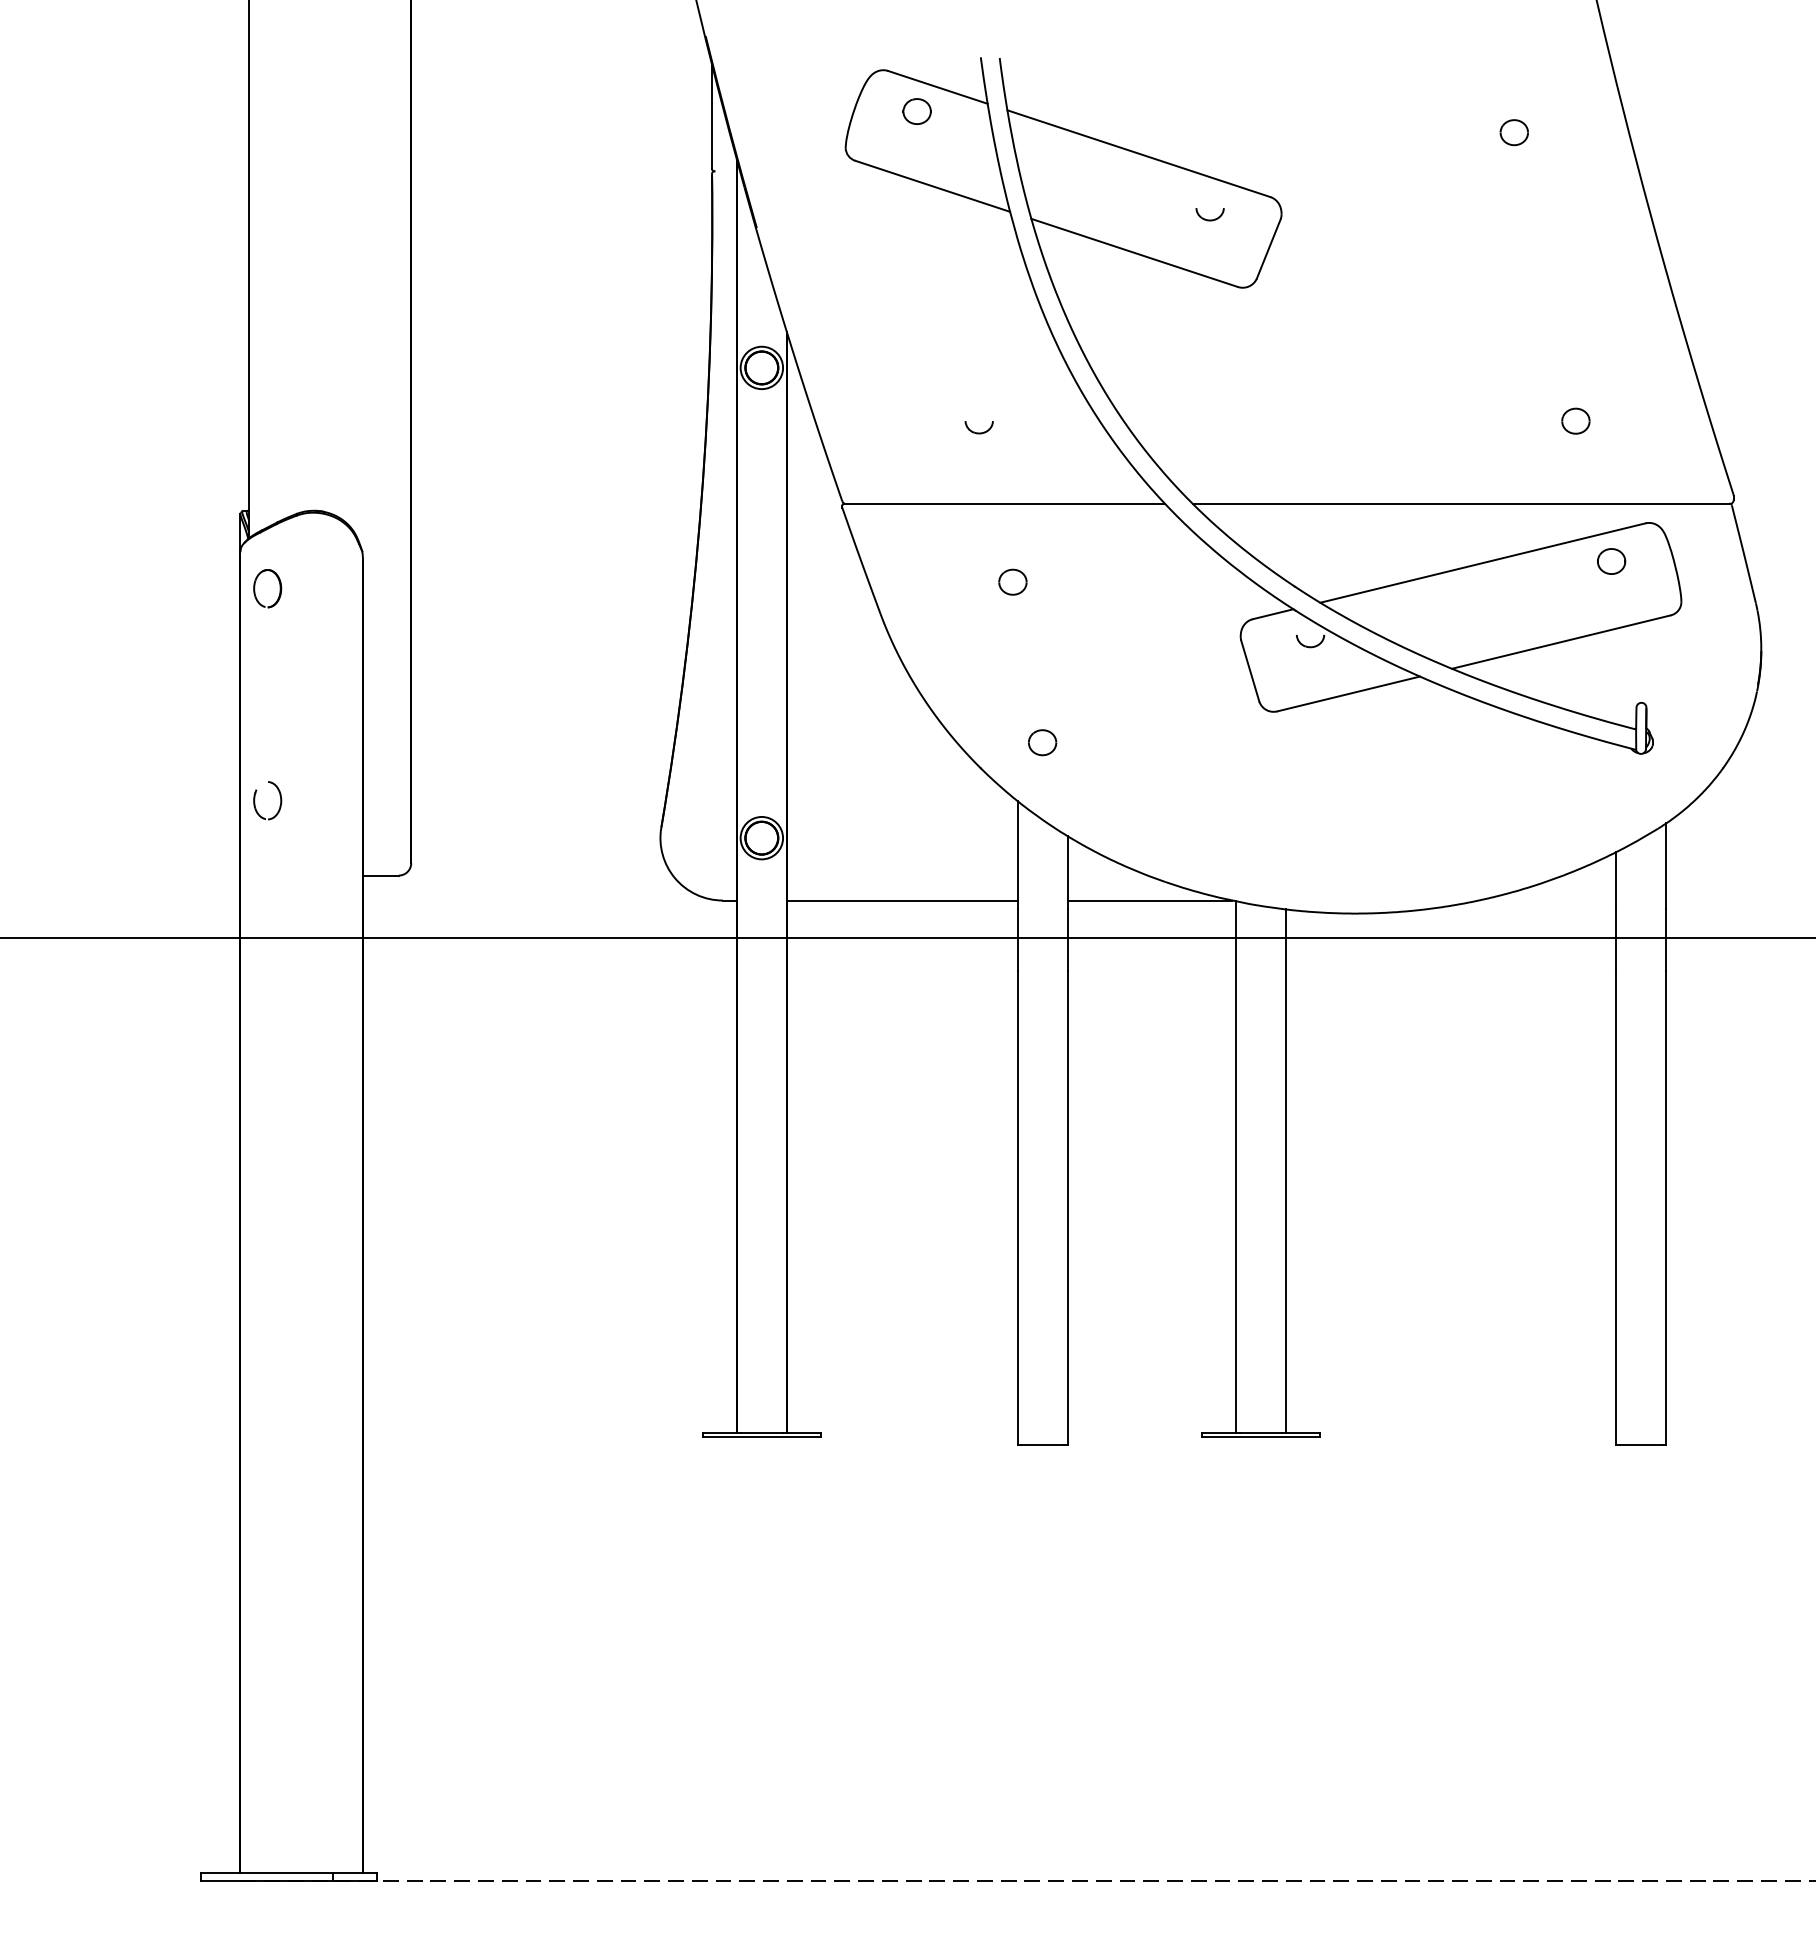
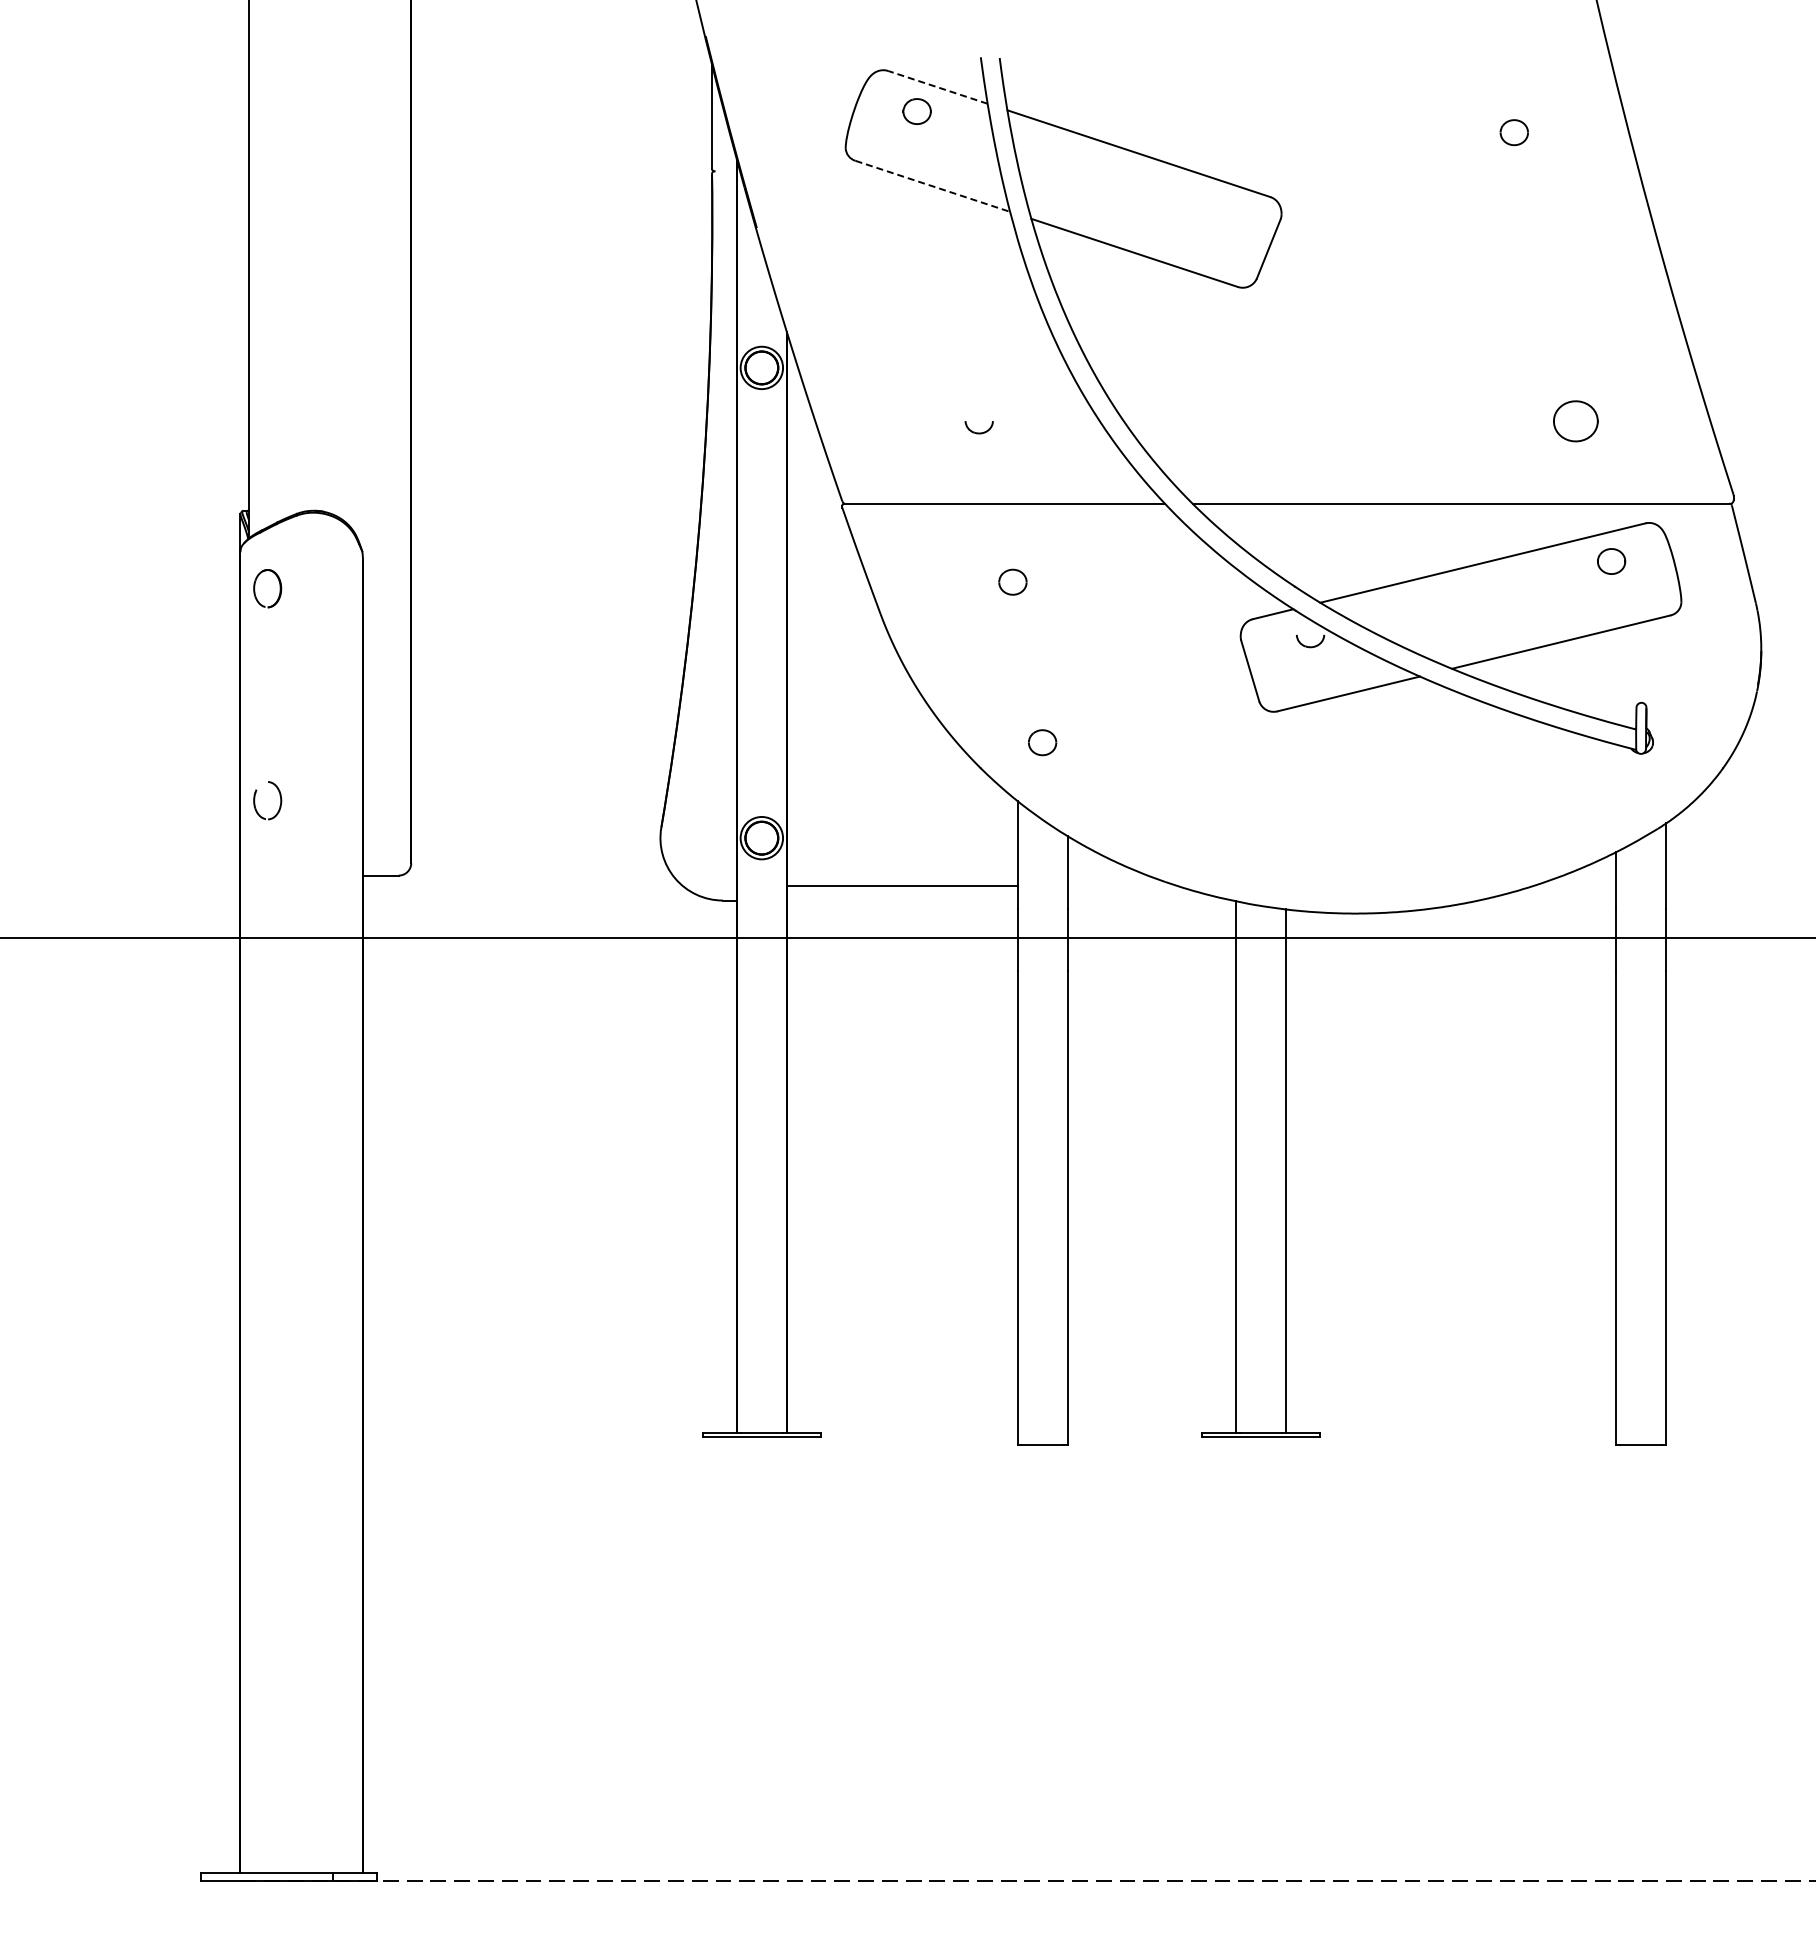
line: solid -> dashed (937, 87)
line: solid -> dashed (933, 186)
part: present -> none (1209, 214)
part size: 30x28 px -> 46x43 px (1575, 421)
line position: (901, 900) -> (901, 885) (901, 885)
line: present -> none (1149, 900)
